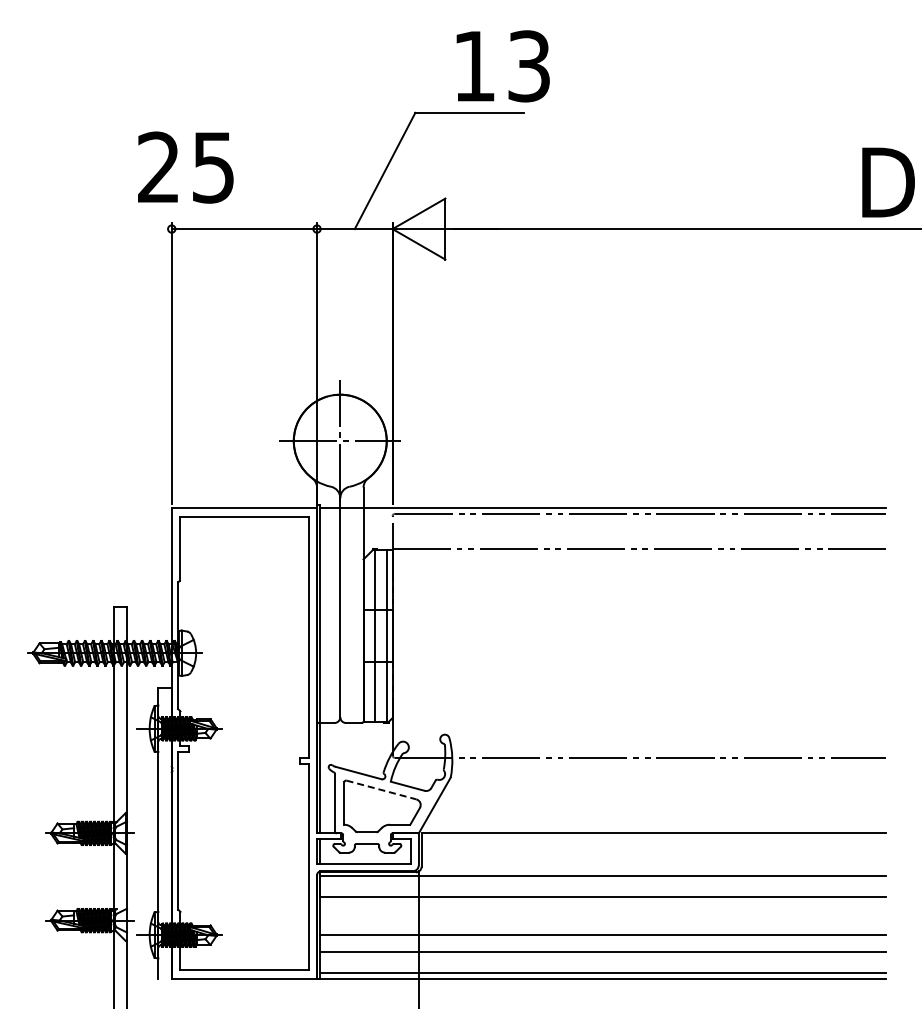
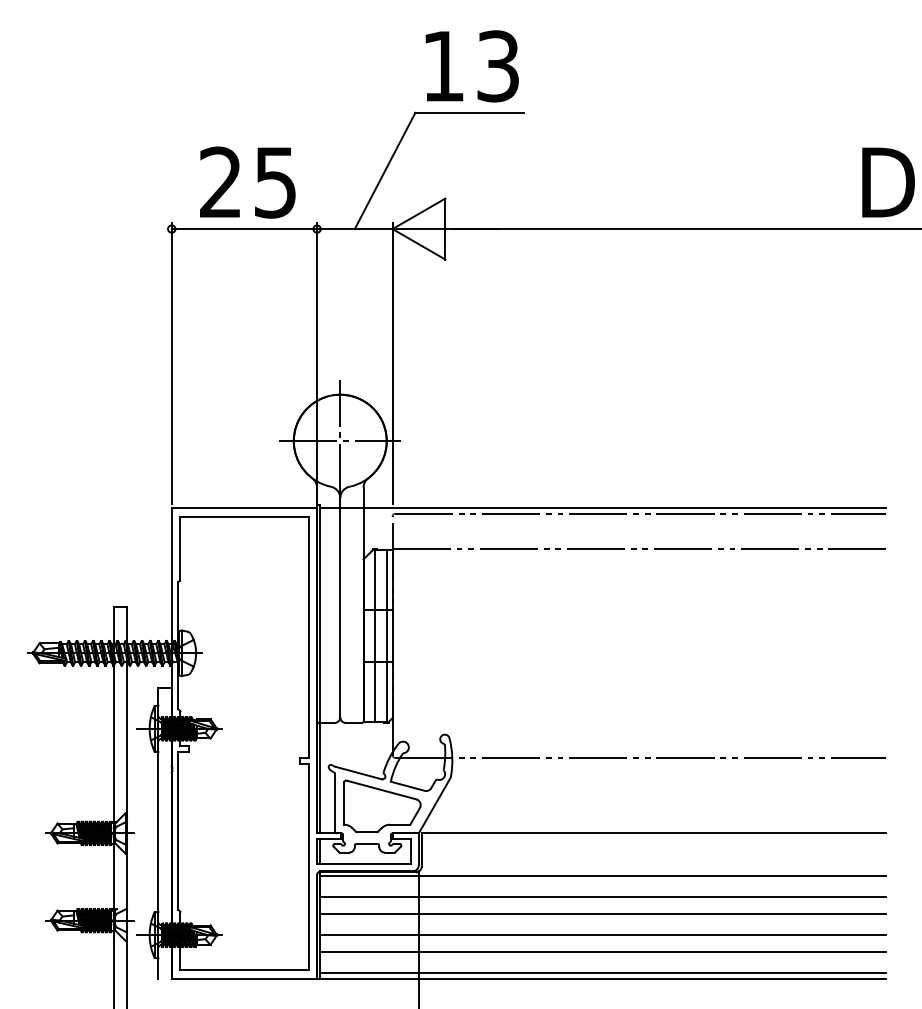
text position: (502, 66) -> (471, 66) (471, 66)
text position: (185, 167) -> (247, 182) (247, 182)
line: dashed -> solid (381, 790)
line: none -> present (602, 914)
